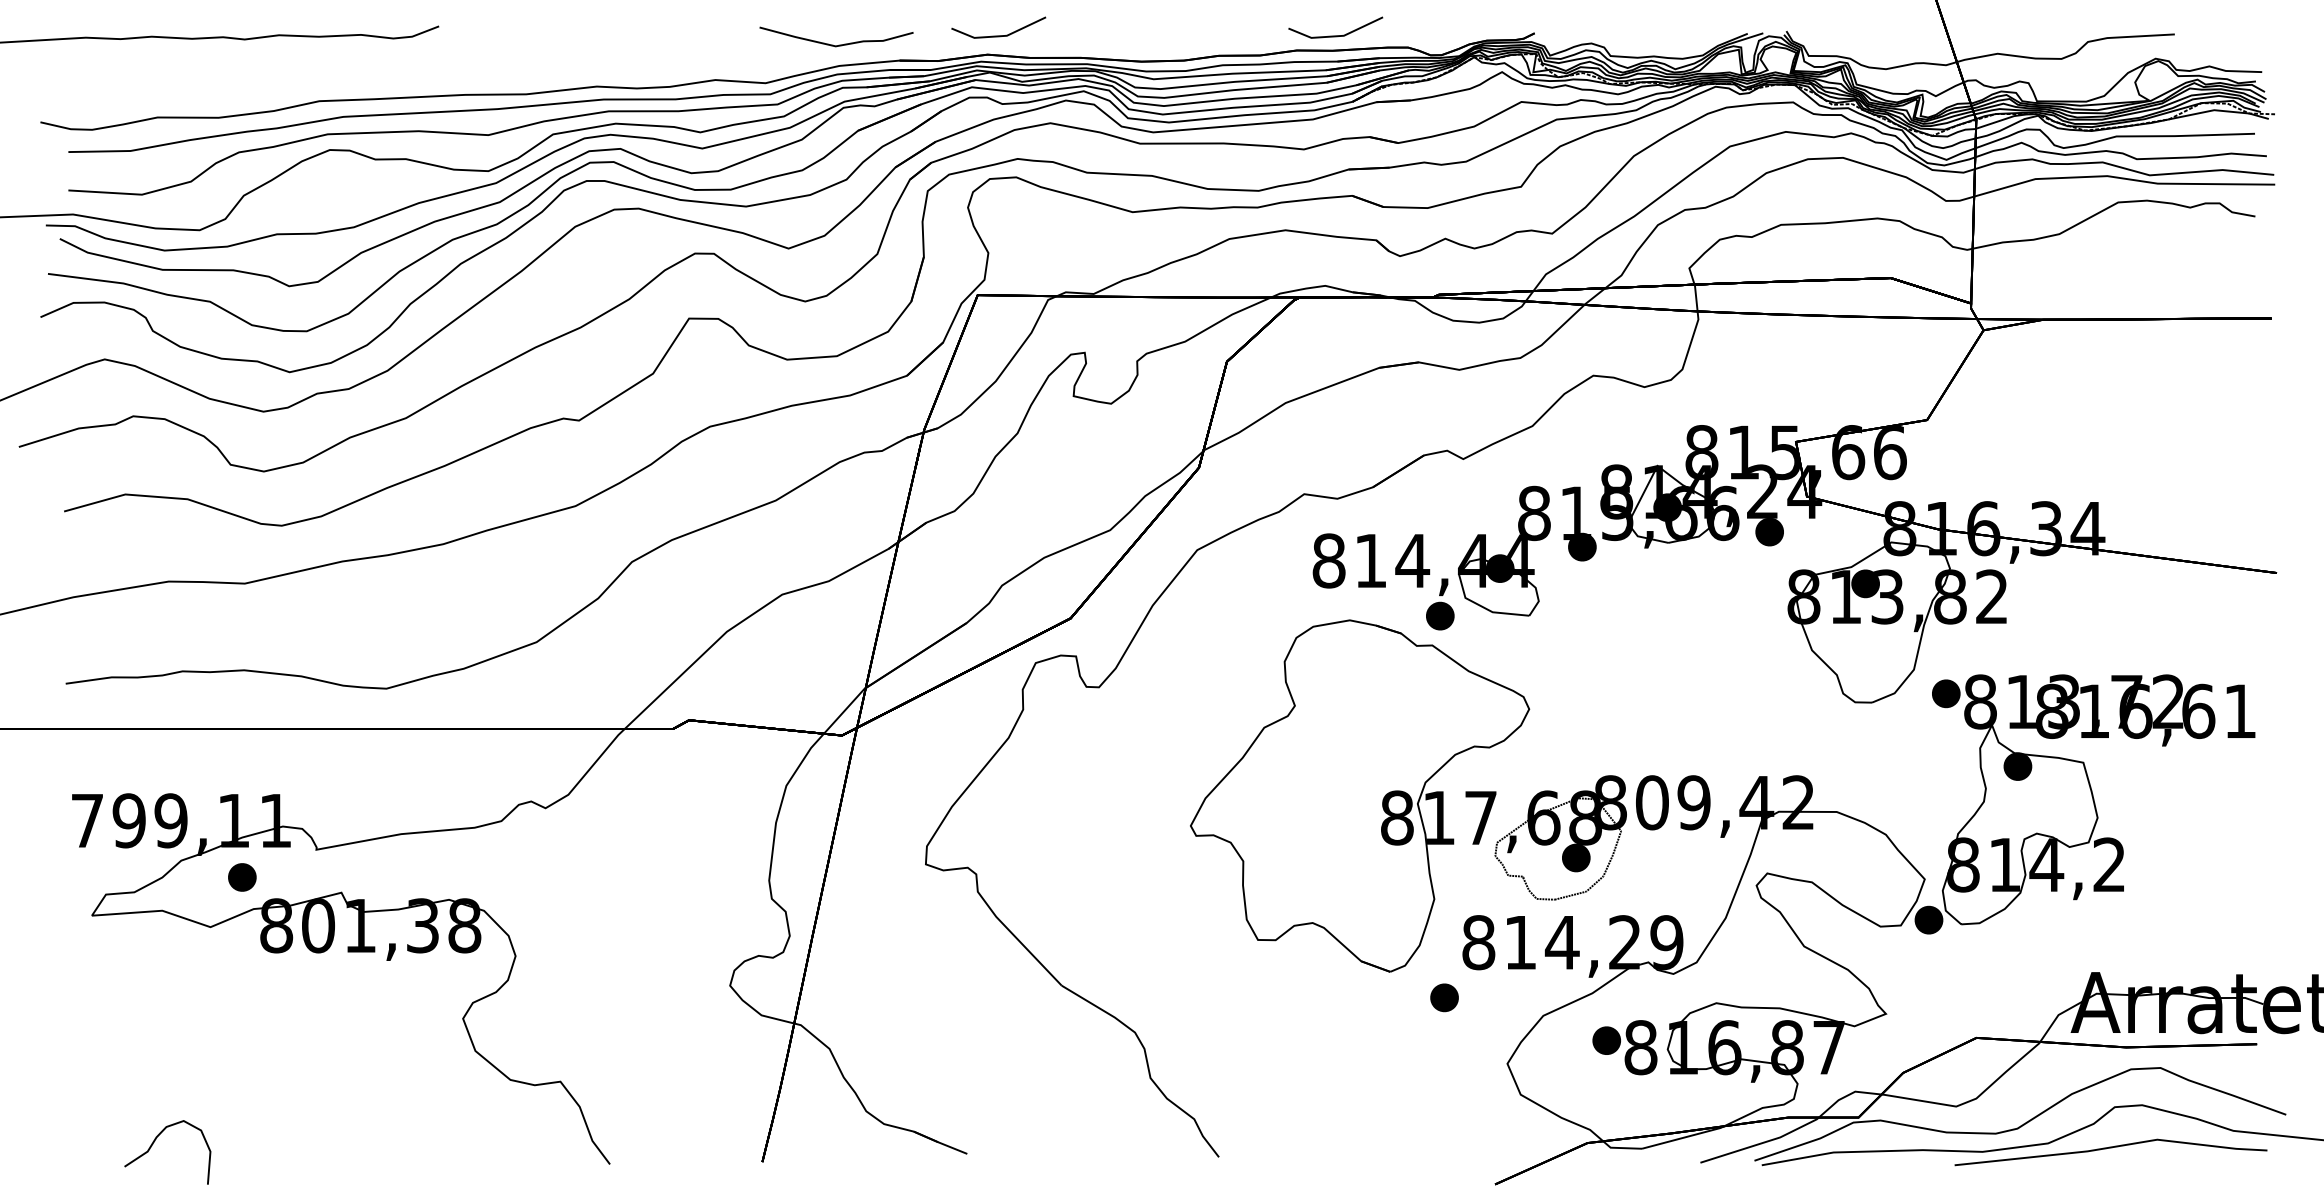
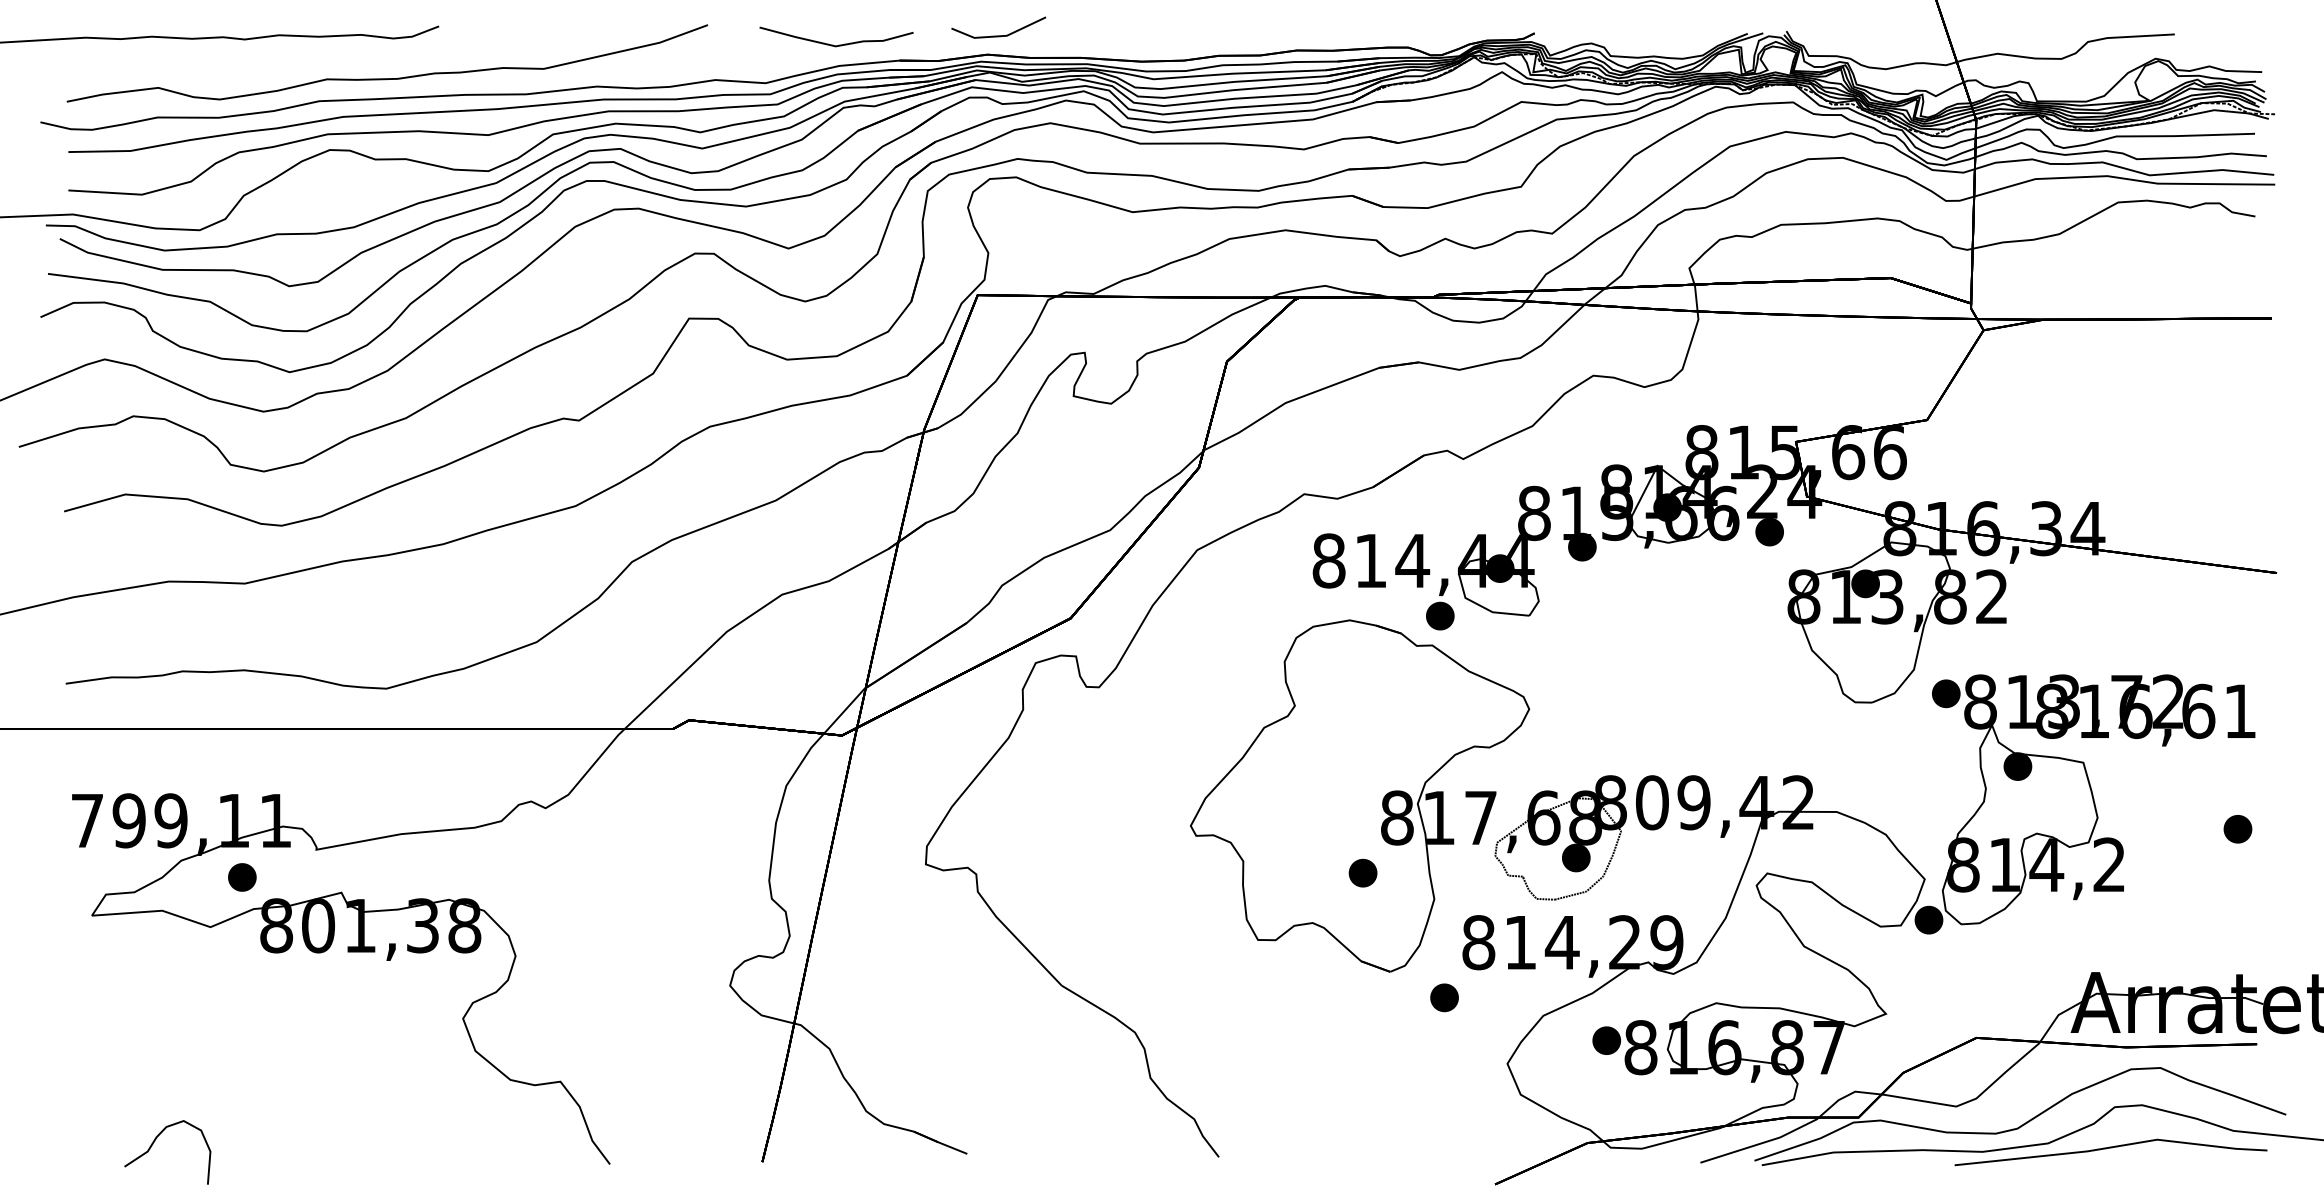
line: present -> none (1335, 35)
curve: none -> present (387, 78)
part: none -> present (2237, 829)
part: none -> present (1362, 872)
